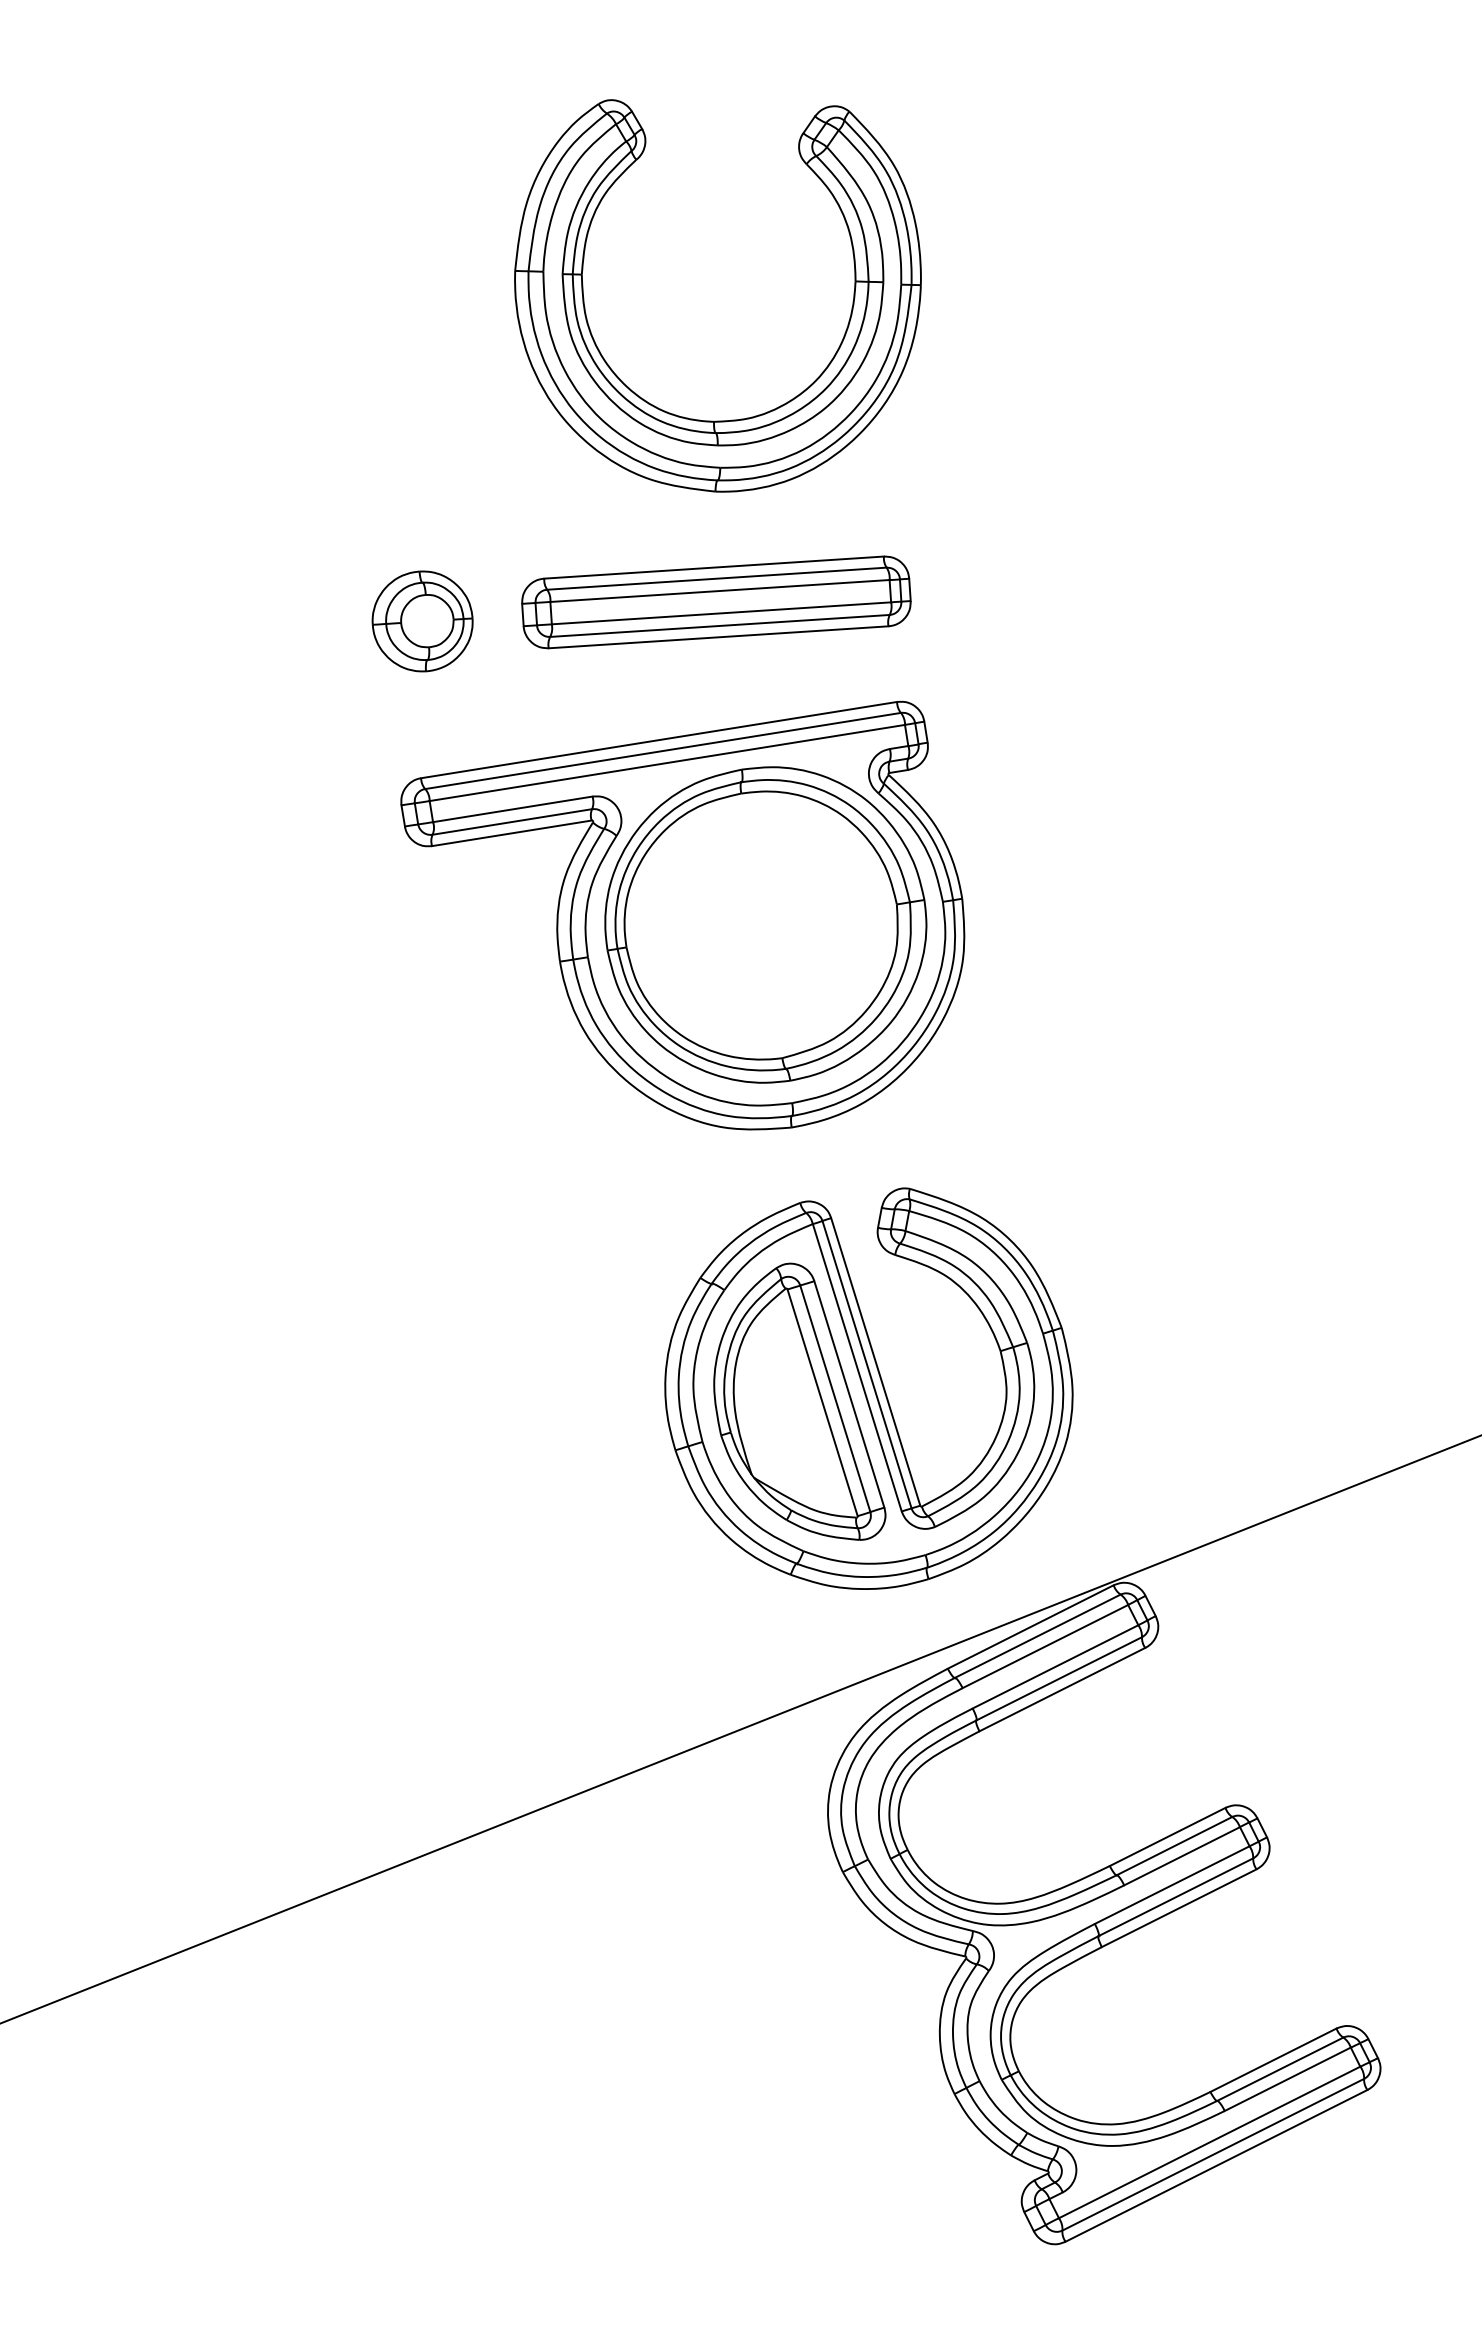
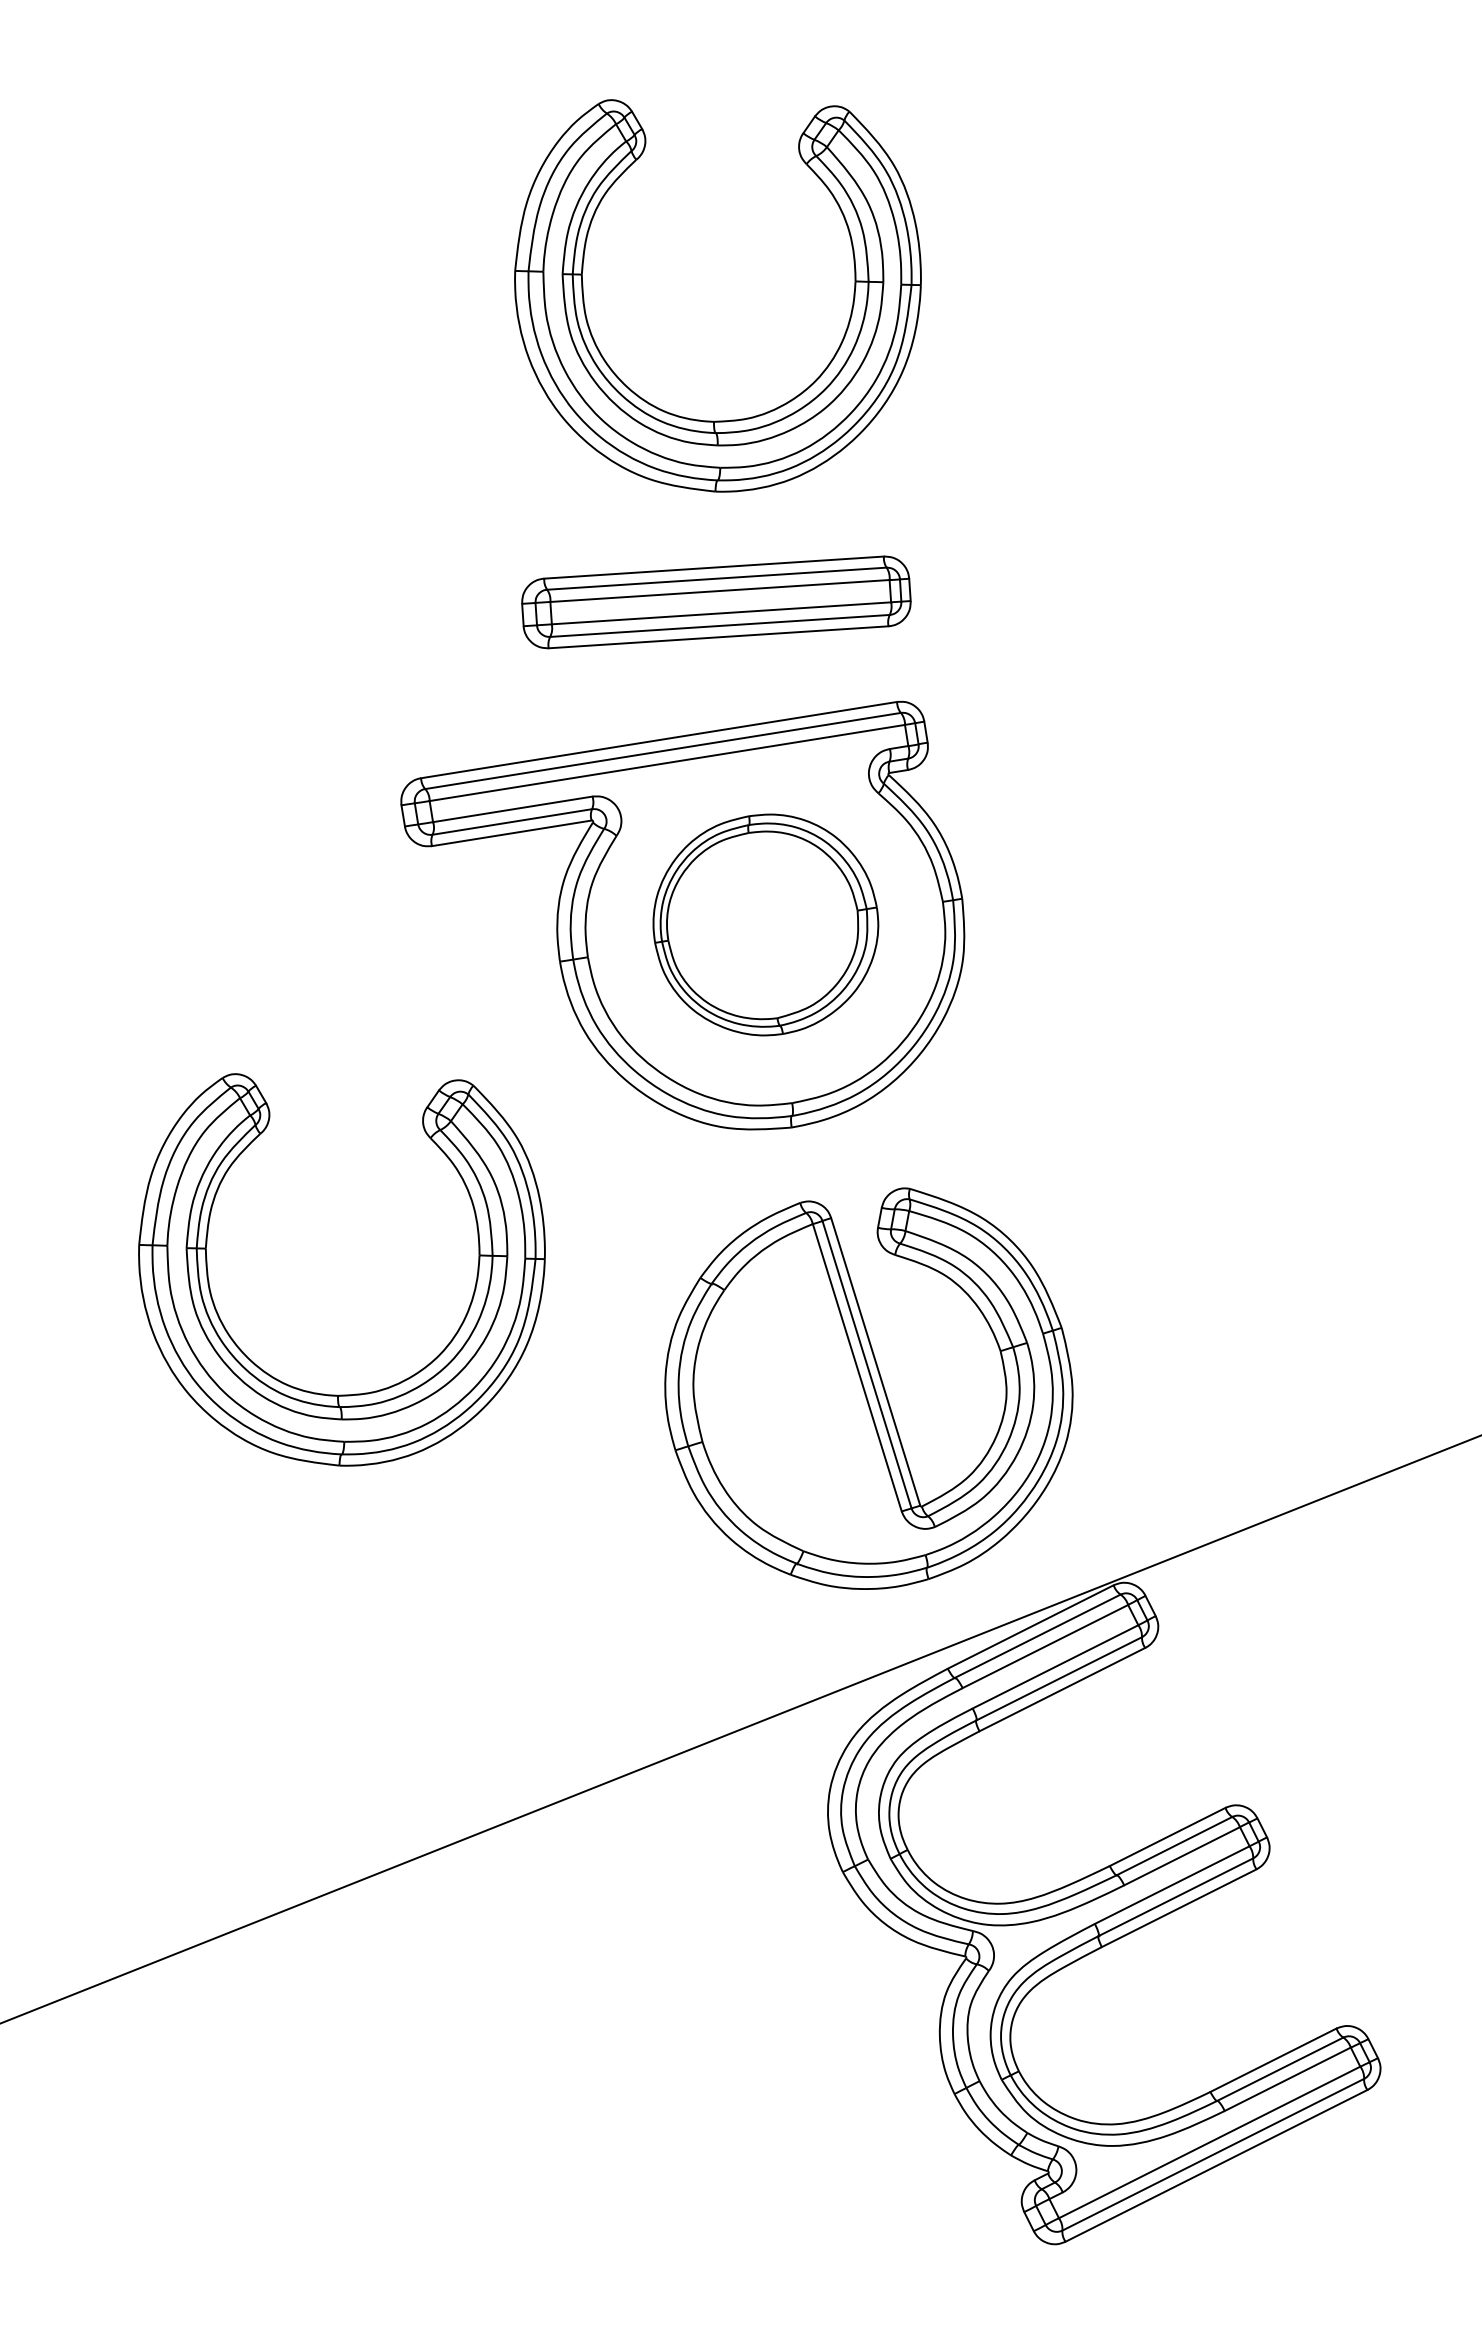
part: present -> none (422, 621)
part size: 324x318 px -> 228x224 px (765, 924)
part: none -> present (355, 1393)
part: present -> none (799, 1401)
